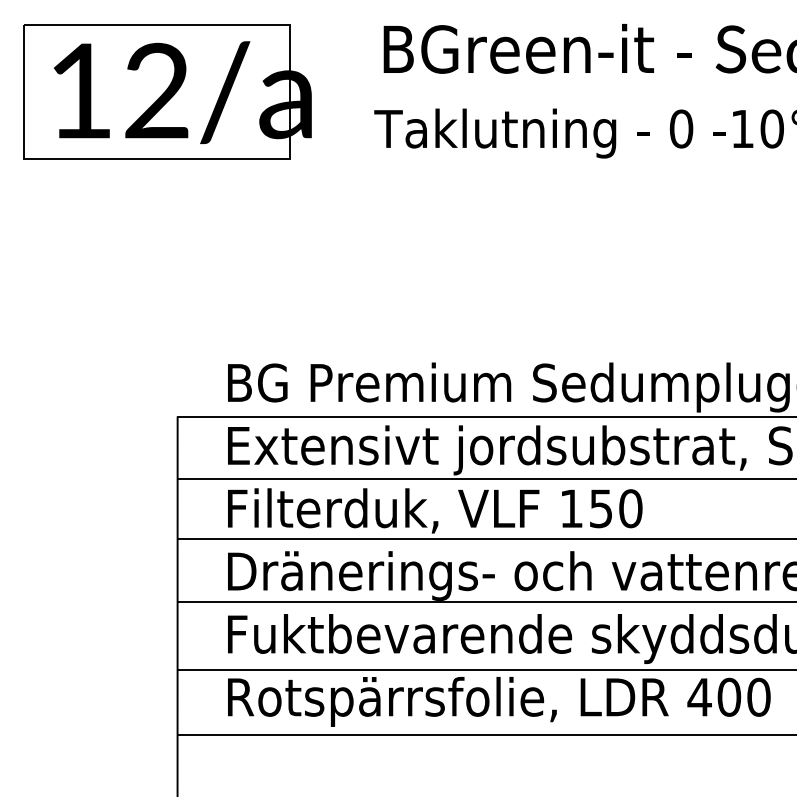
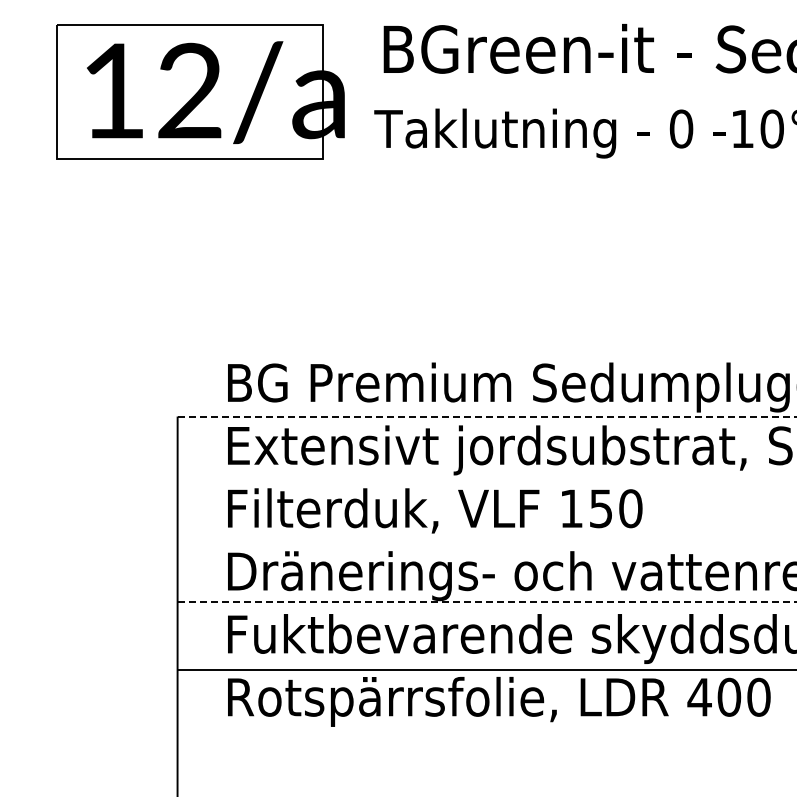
part position: (167, 91) -> (200, 91) (200, 91)
line: solid -> dashed (487, 417)
line: present -> none (485, 479)
line: present -> none (485, 538)
line: solid -> dashed (487, 601)
line: present -> none (485, 735)
